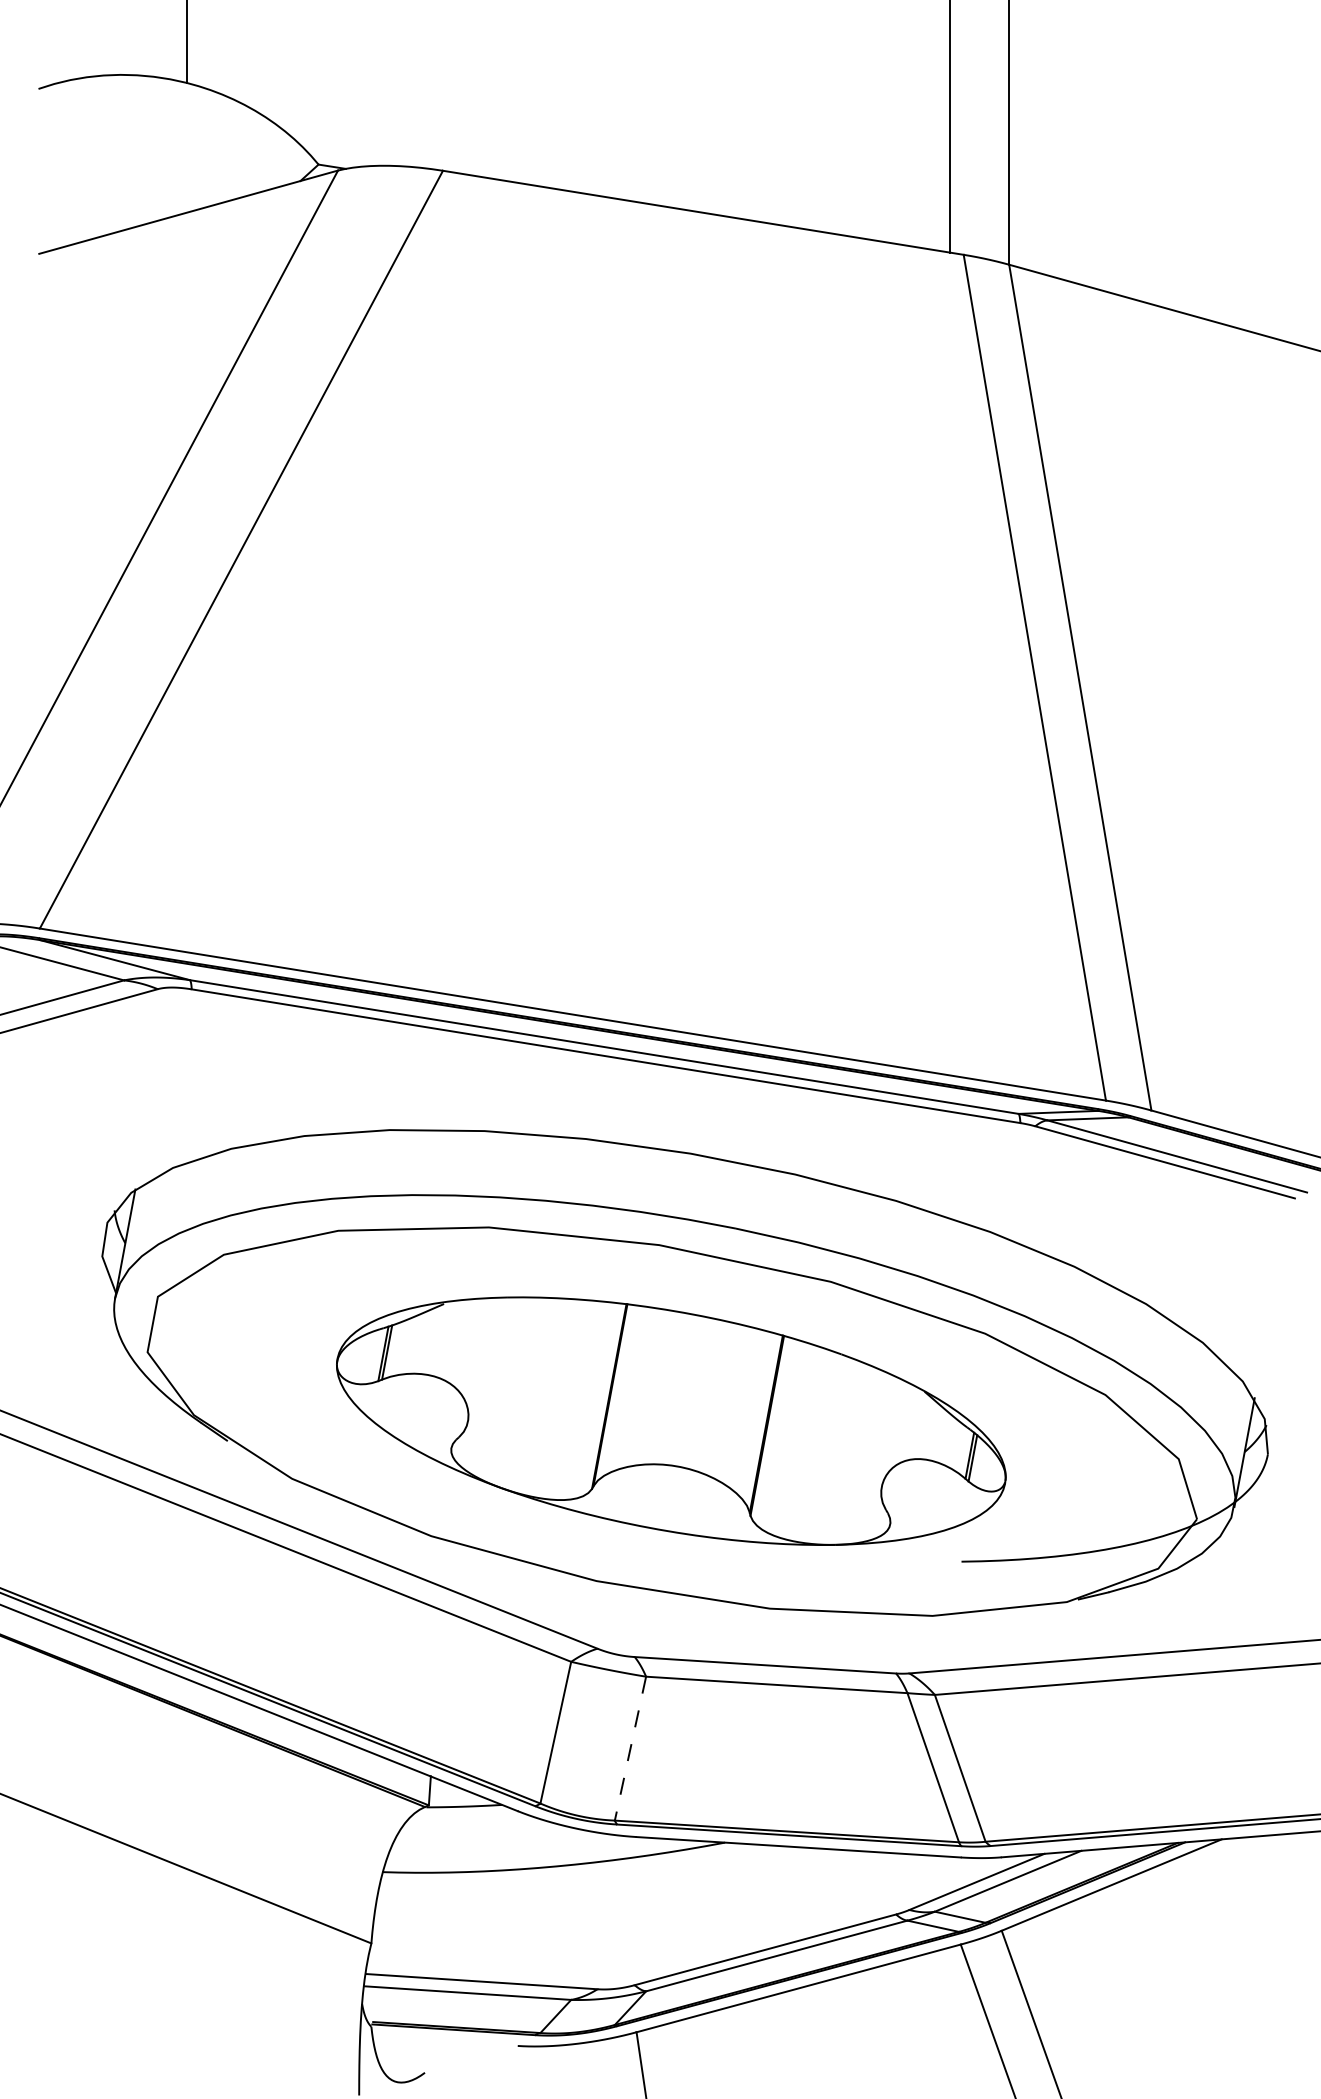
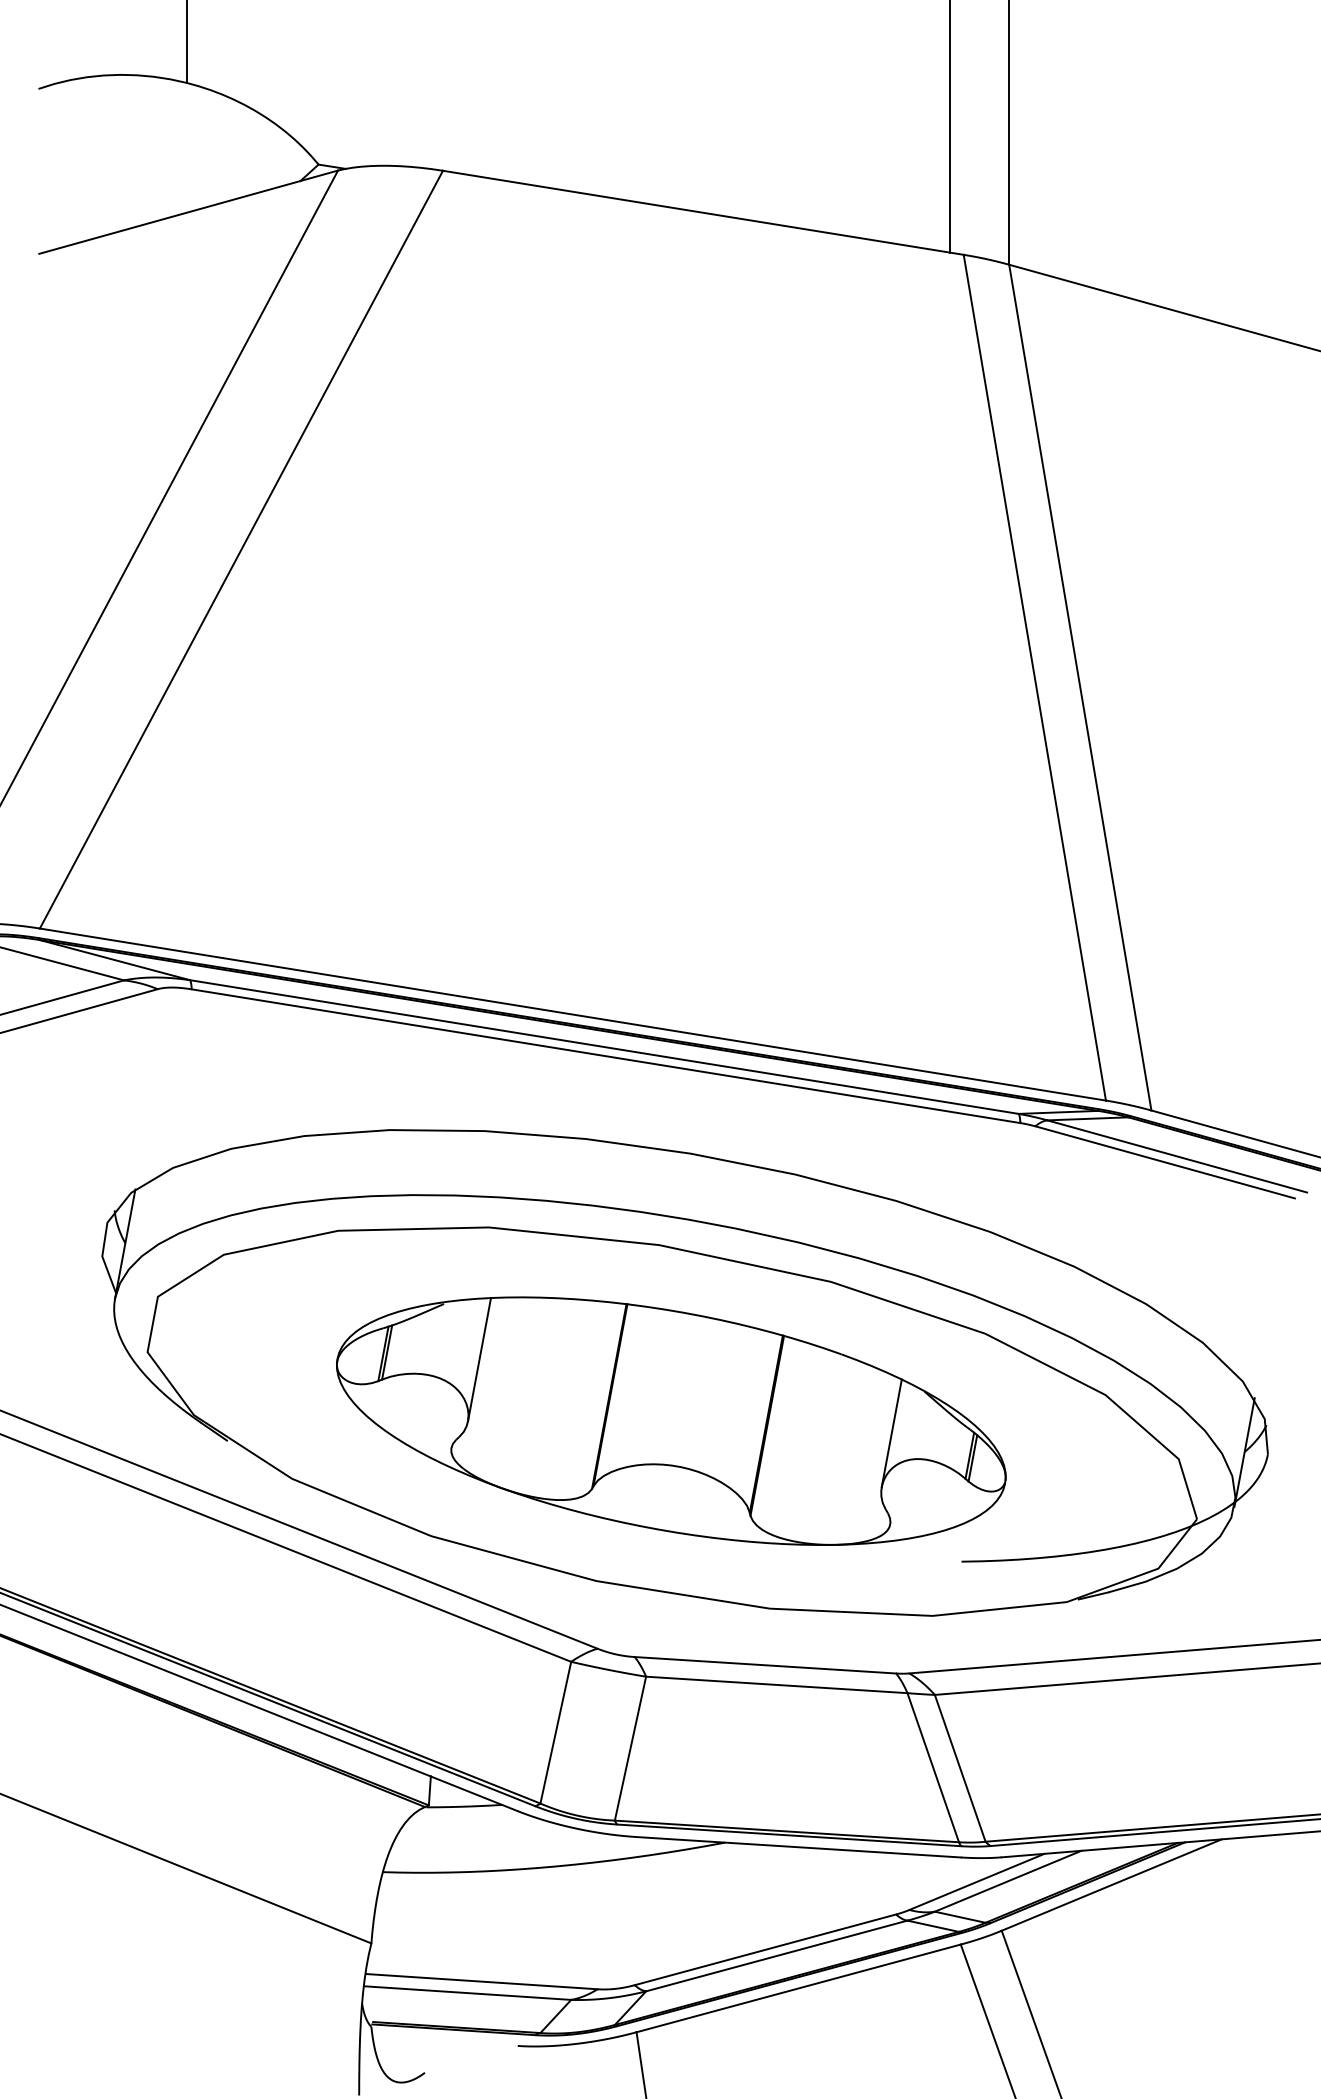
line: none -> present (479, 1359)
line: none -> present (891, 1433)
line: dashed -> solid (630, 1748)
